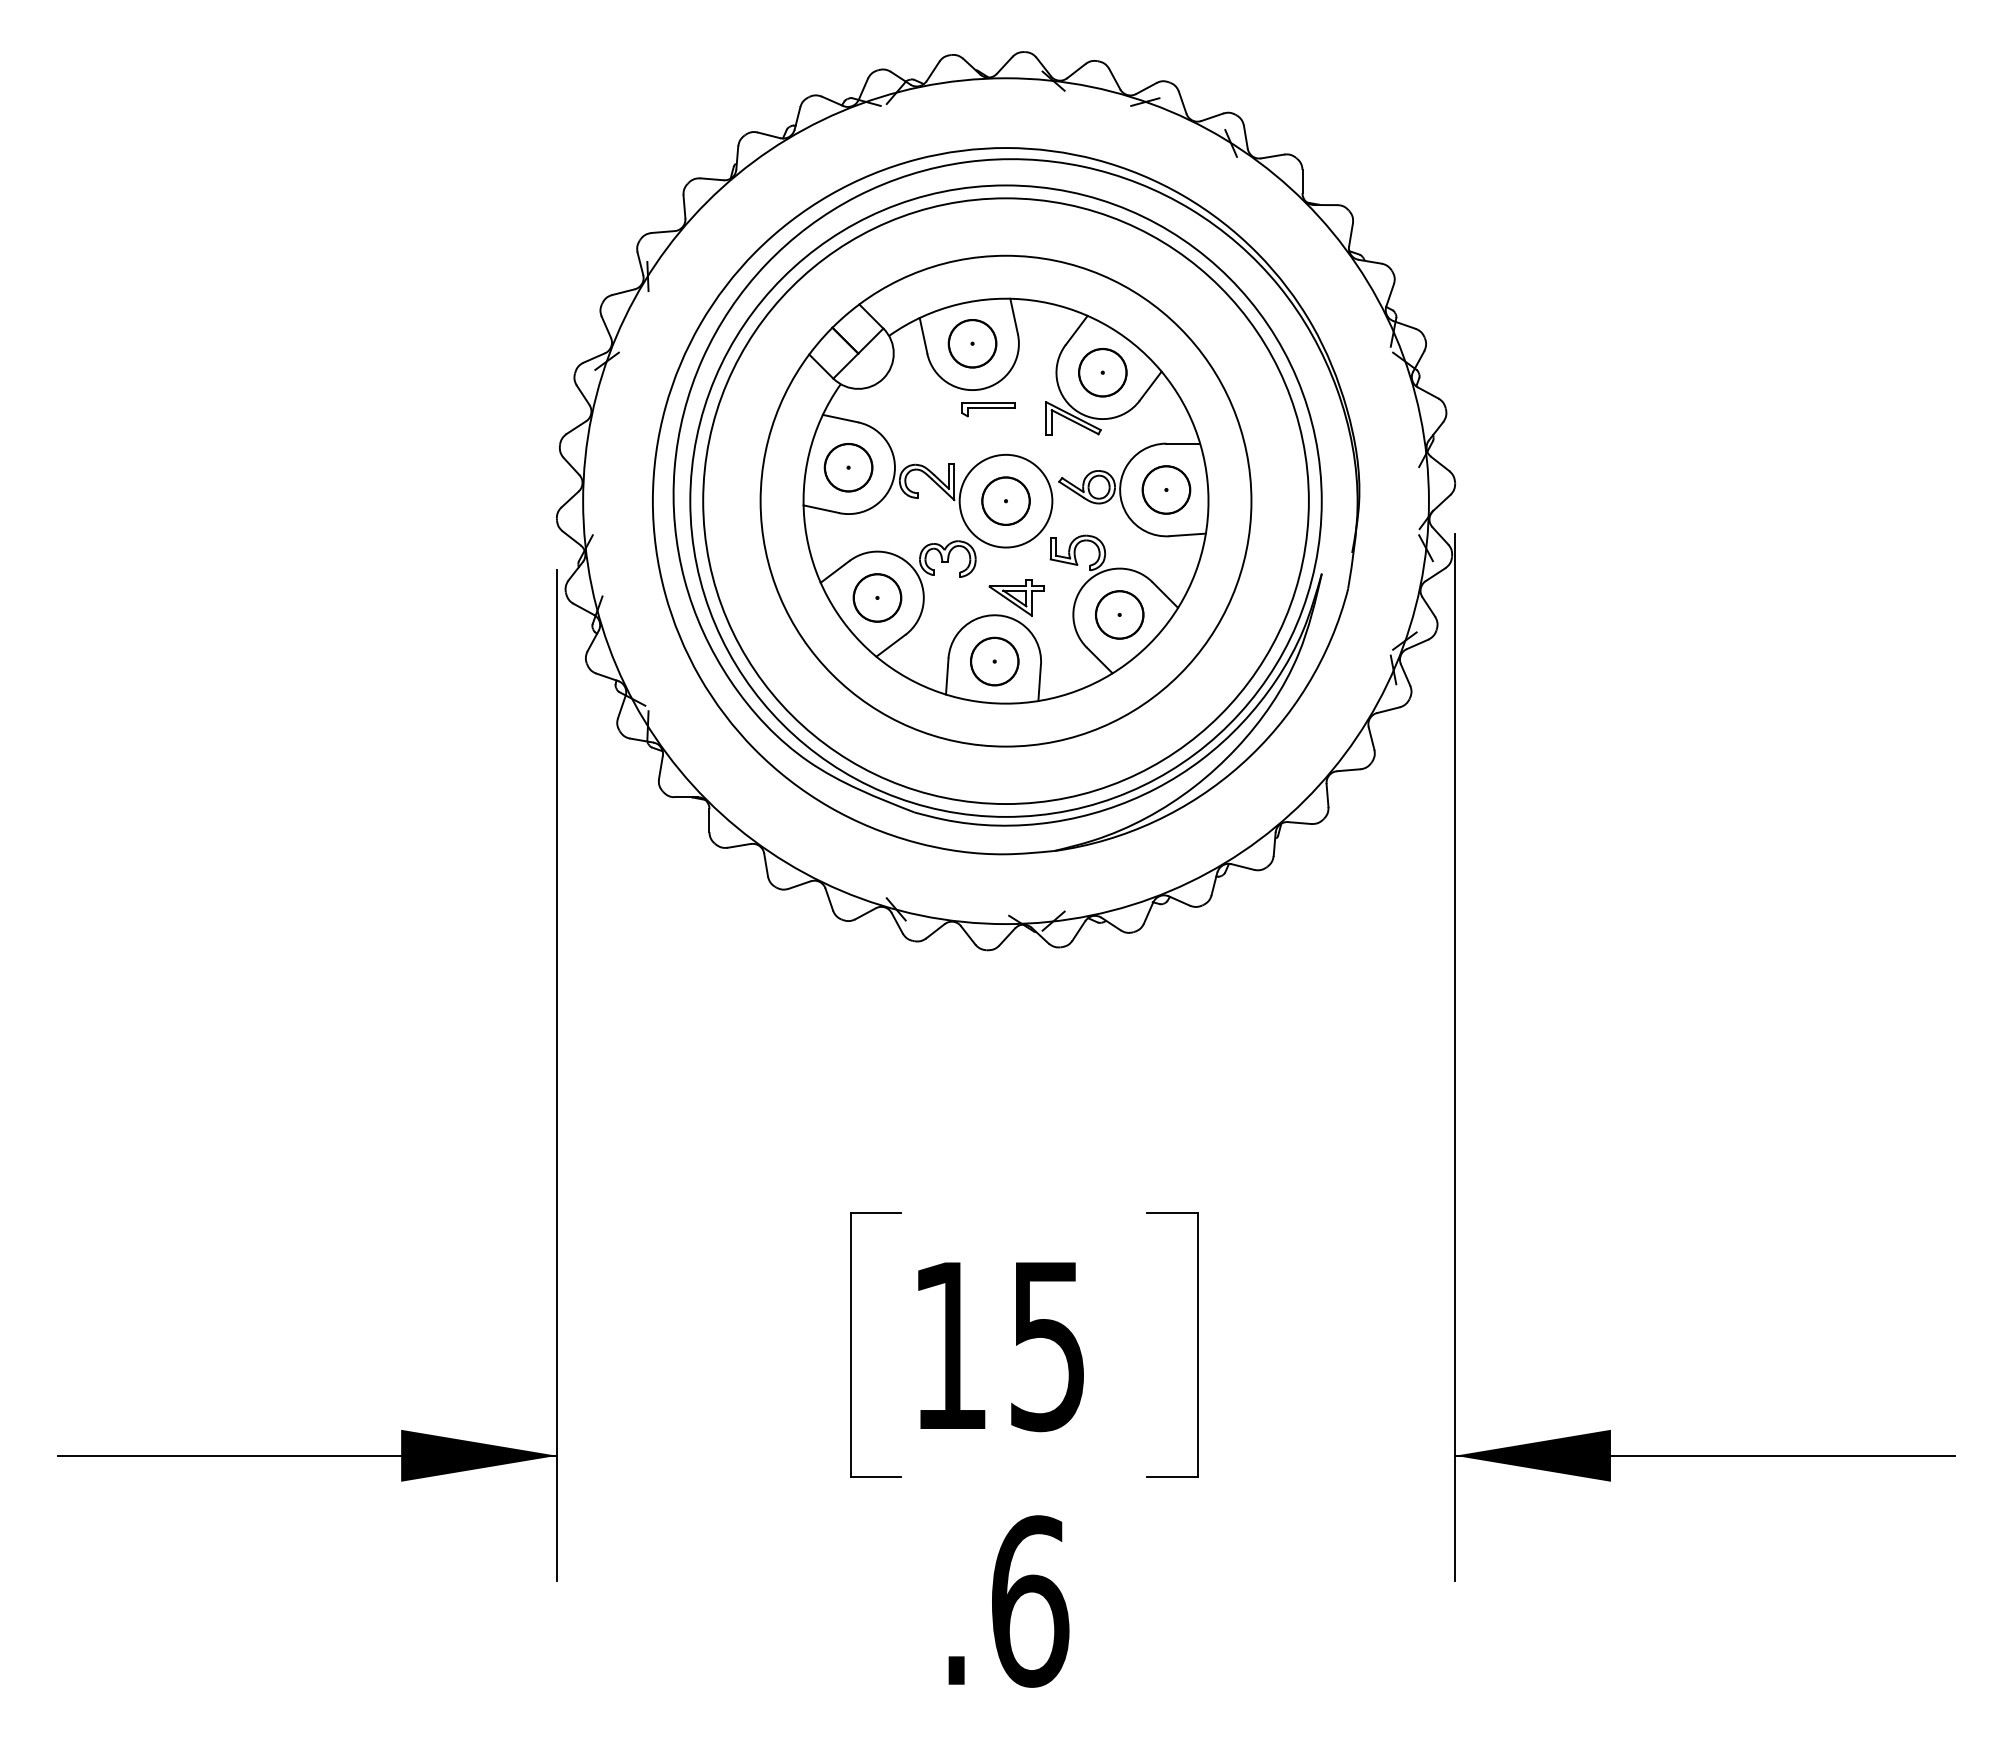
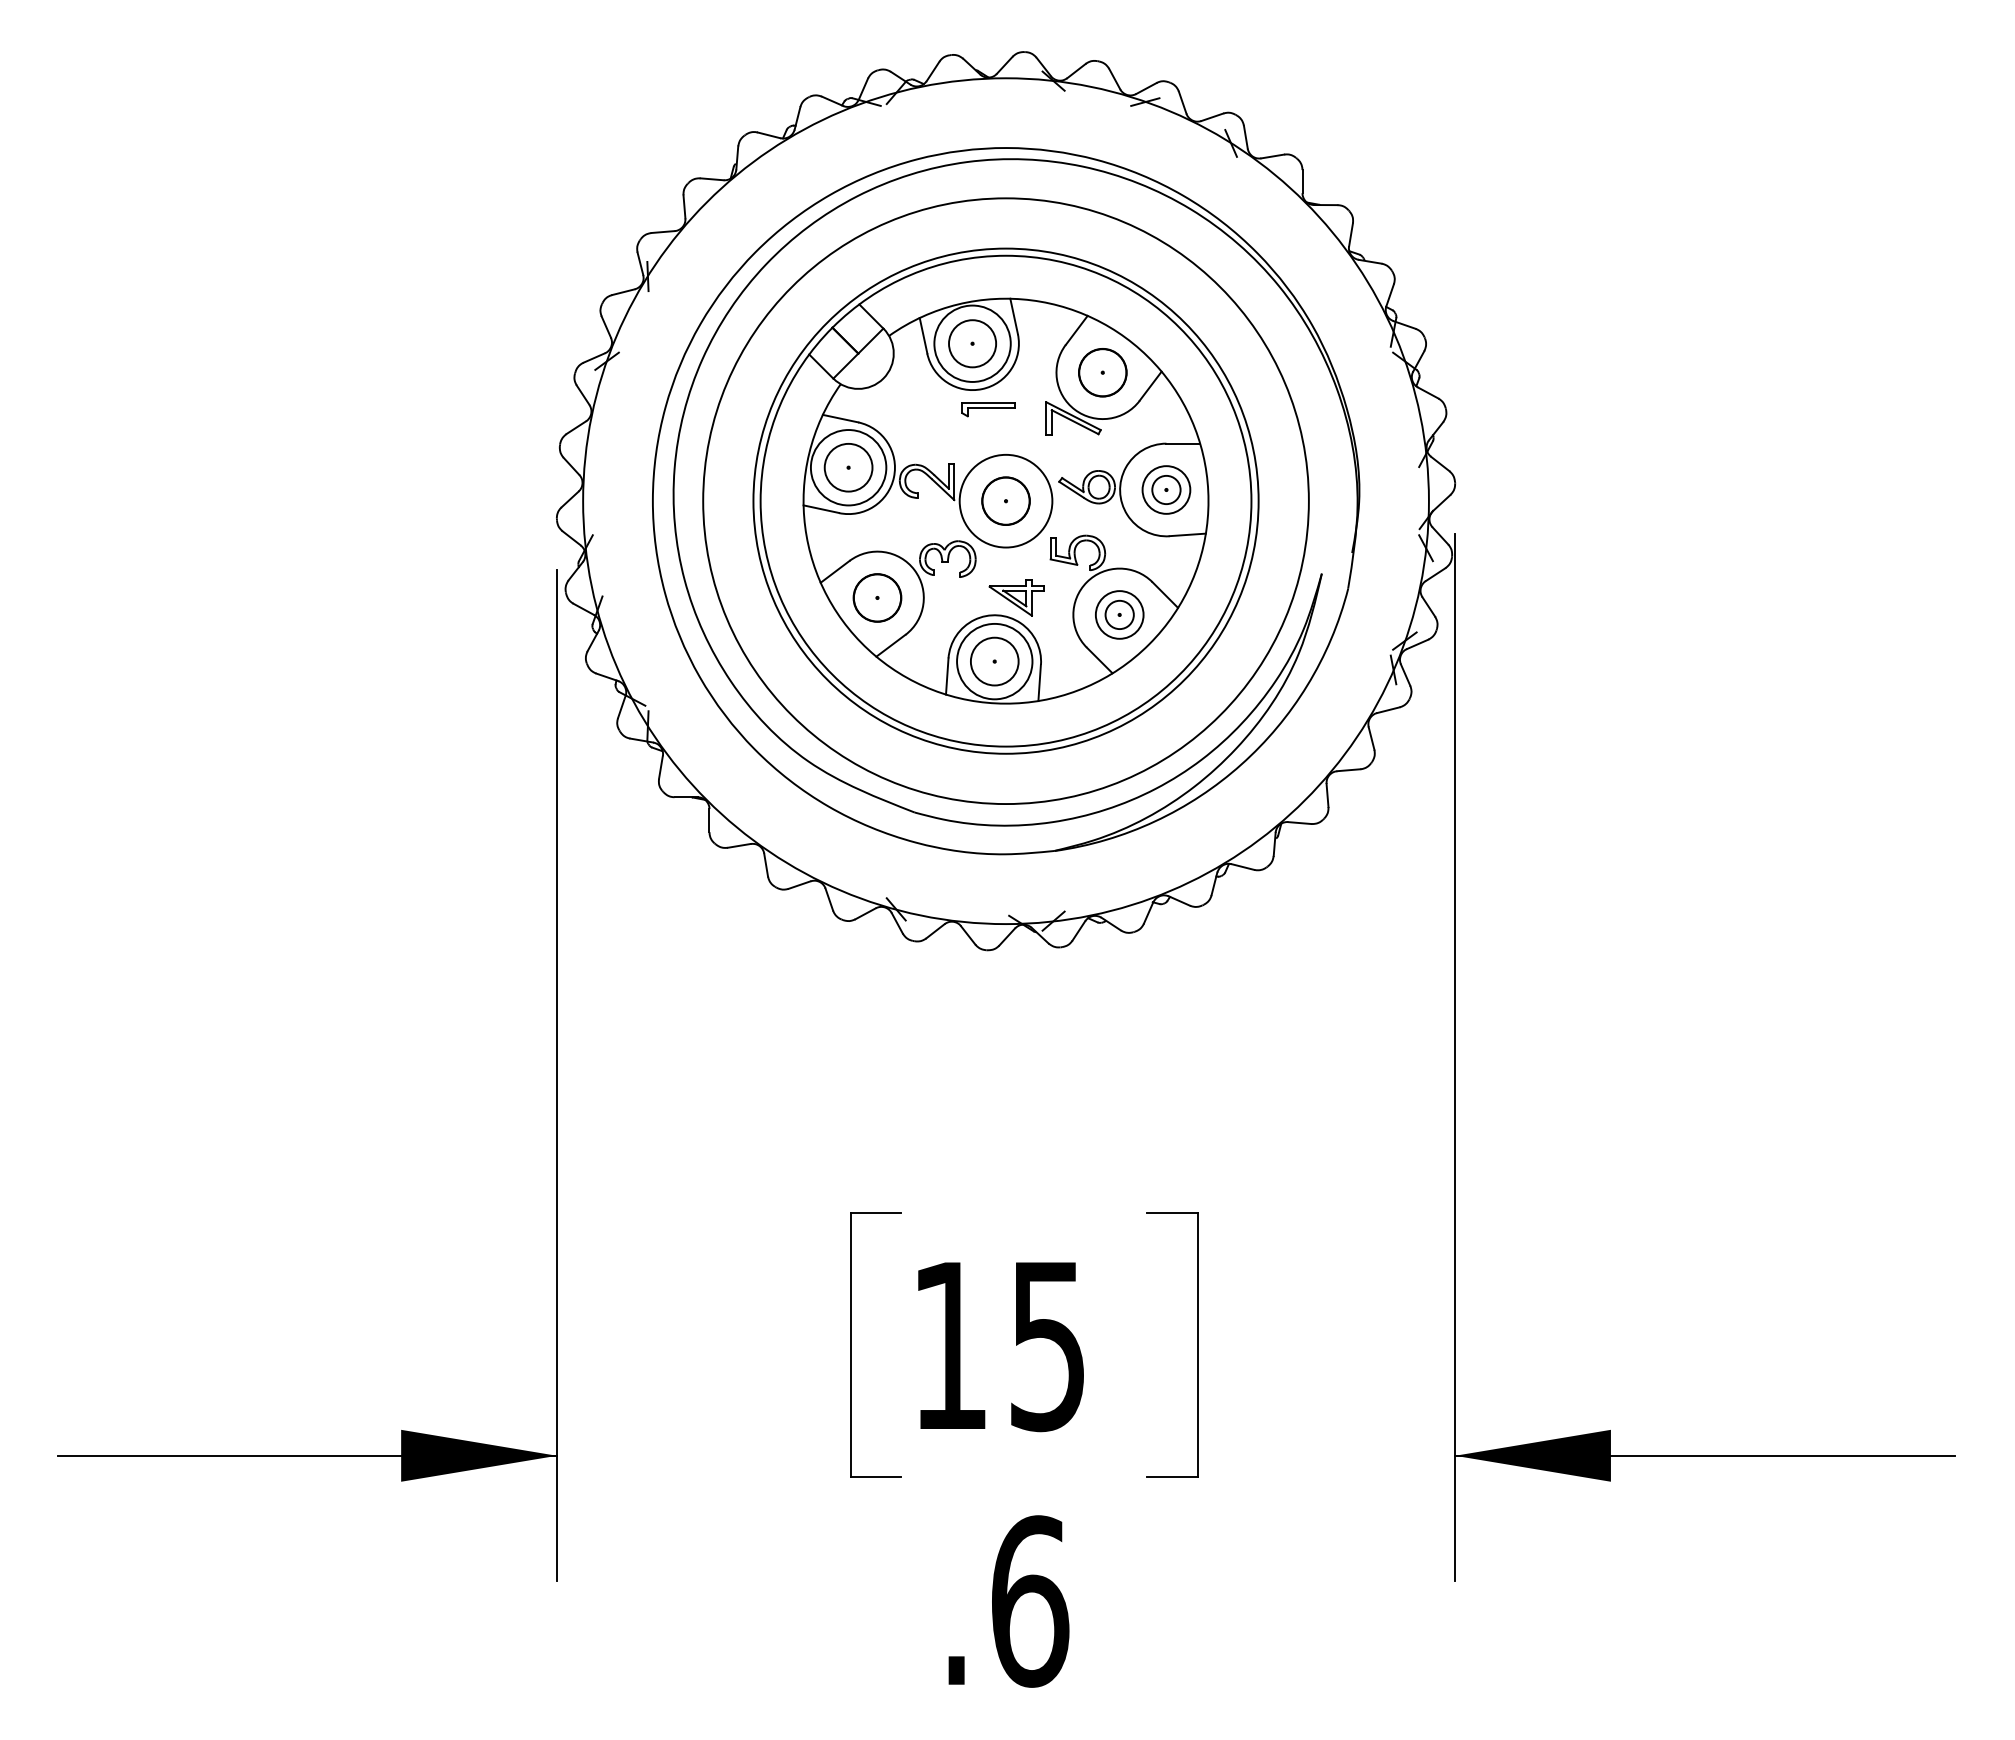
circle diameter: 48 px -> 76 px (972, 343)
circle diameter: 47 px -> 75 px (848, 467)
circle diameter: 47 px -> 28 px (1166, 489)
circle diameter: 631 px -> 505 px (1005, 500)
circle diameter: 47 px -> 28 px (1119, 614)
circle diameter: 47 px -> 75 px (994, 661)
